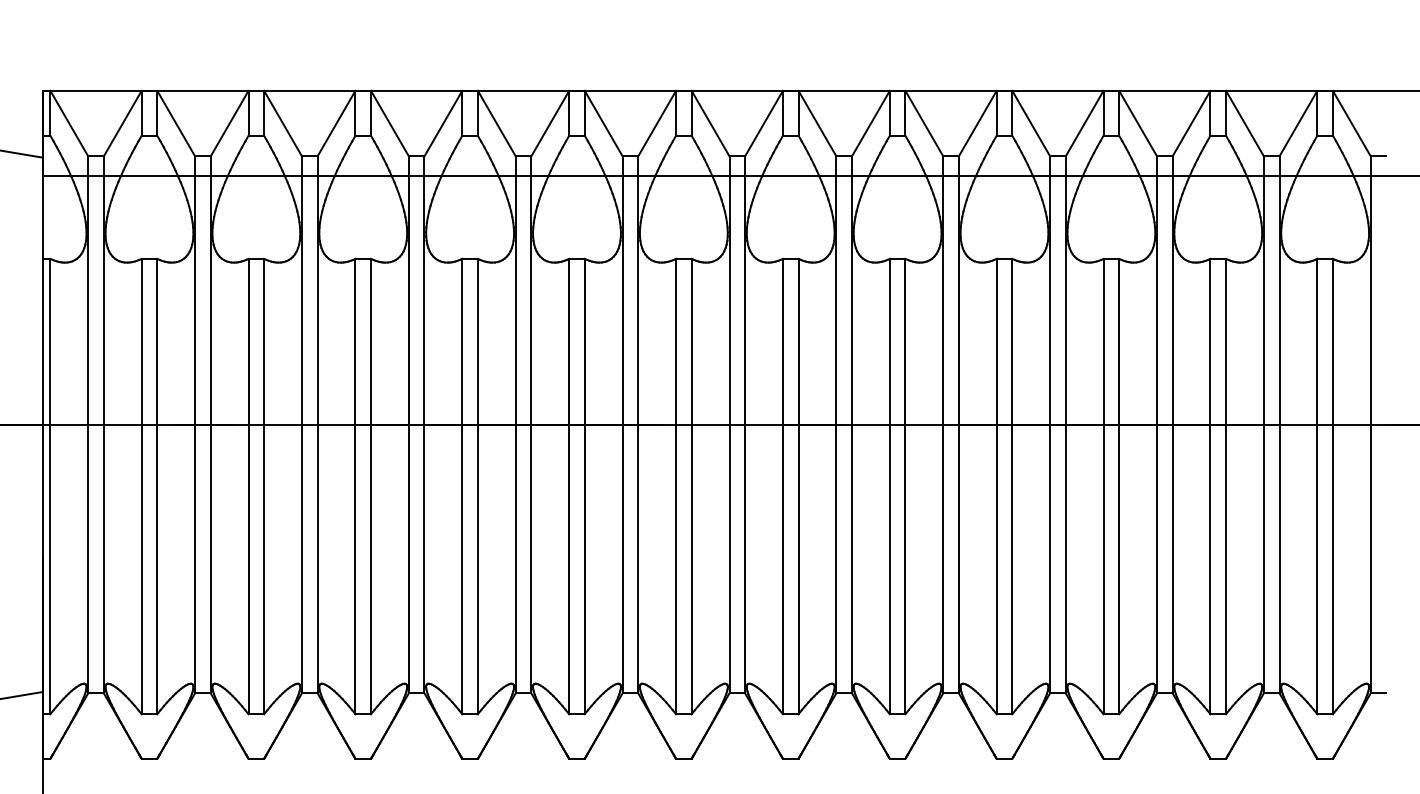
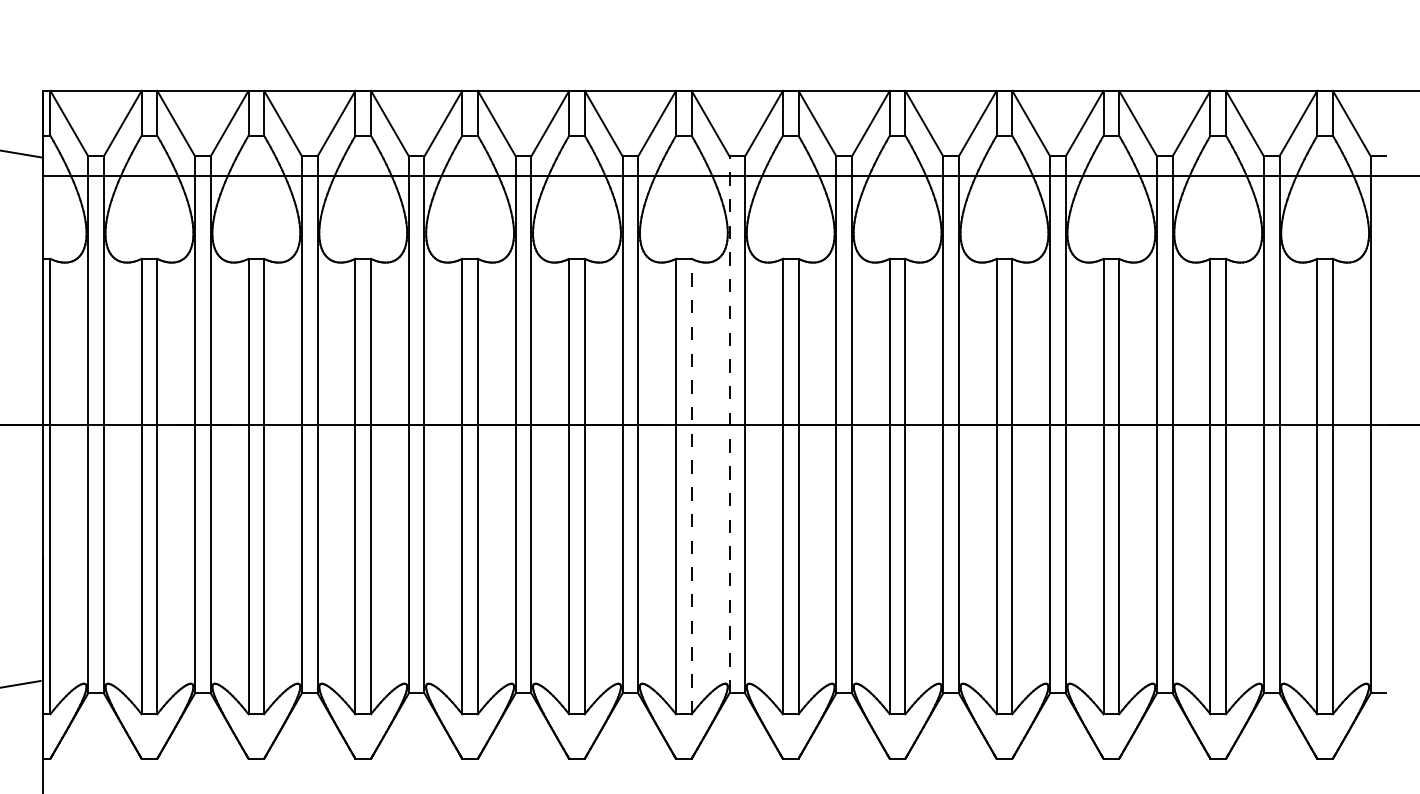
line: solid -> dashed (729, 424)
line: solid -> dashed (691, 486)
line position: (22, 695) -> (21, 684) (21, 684)
